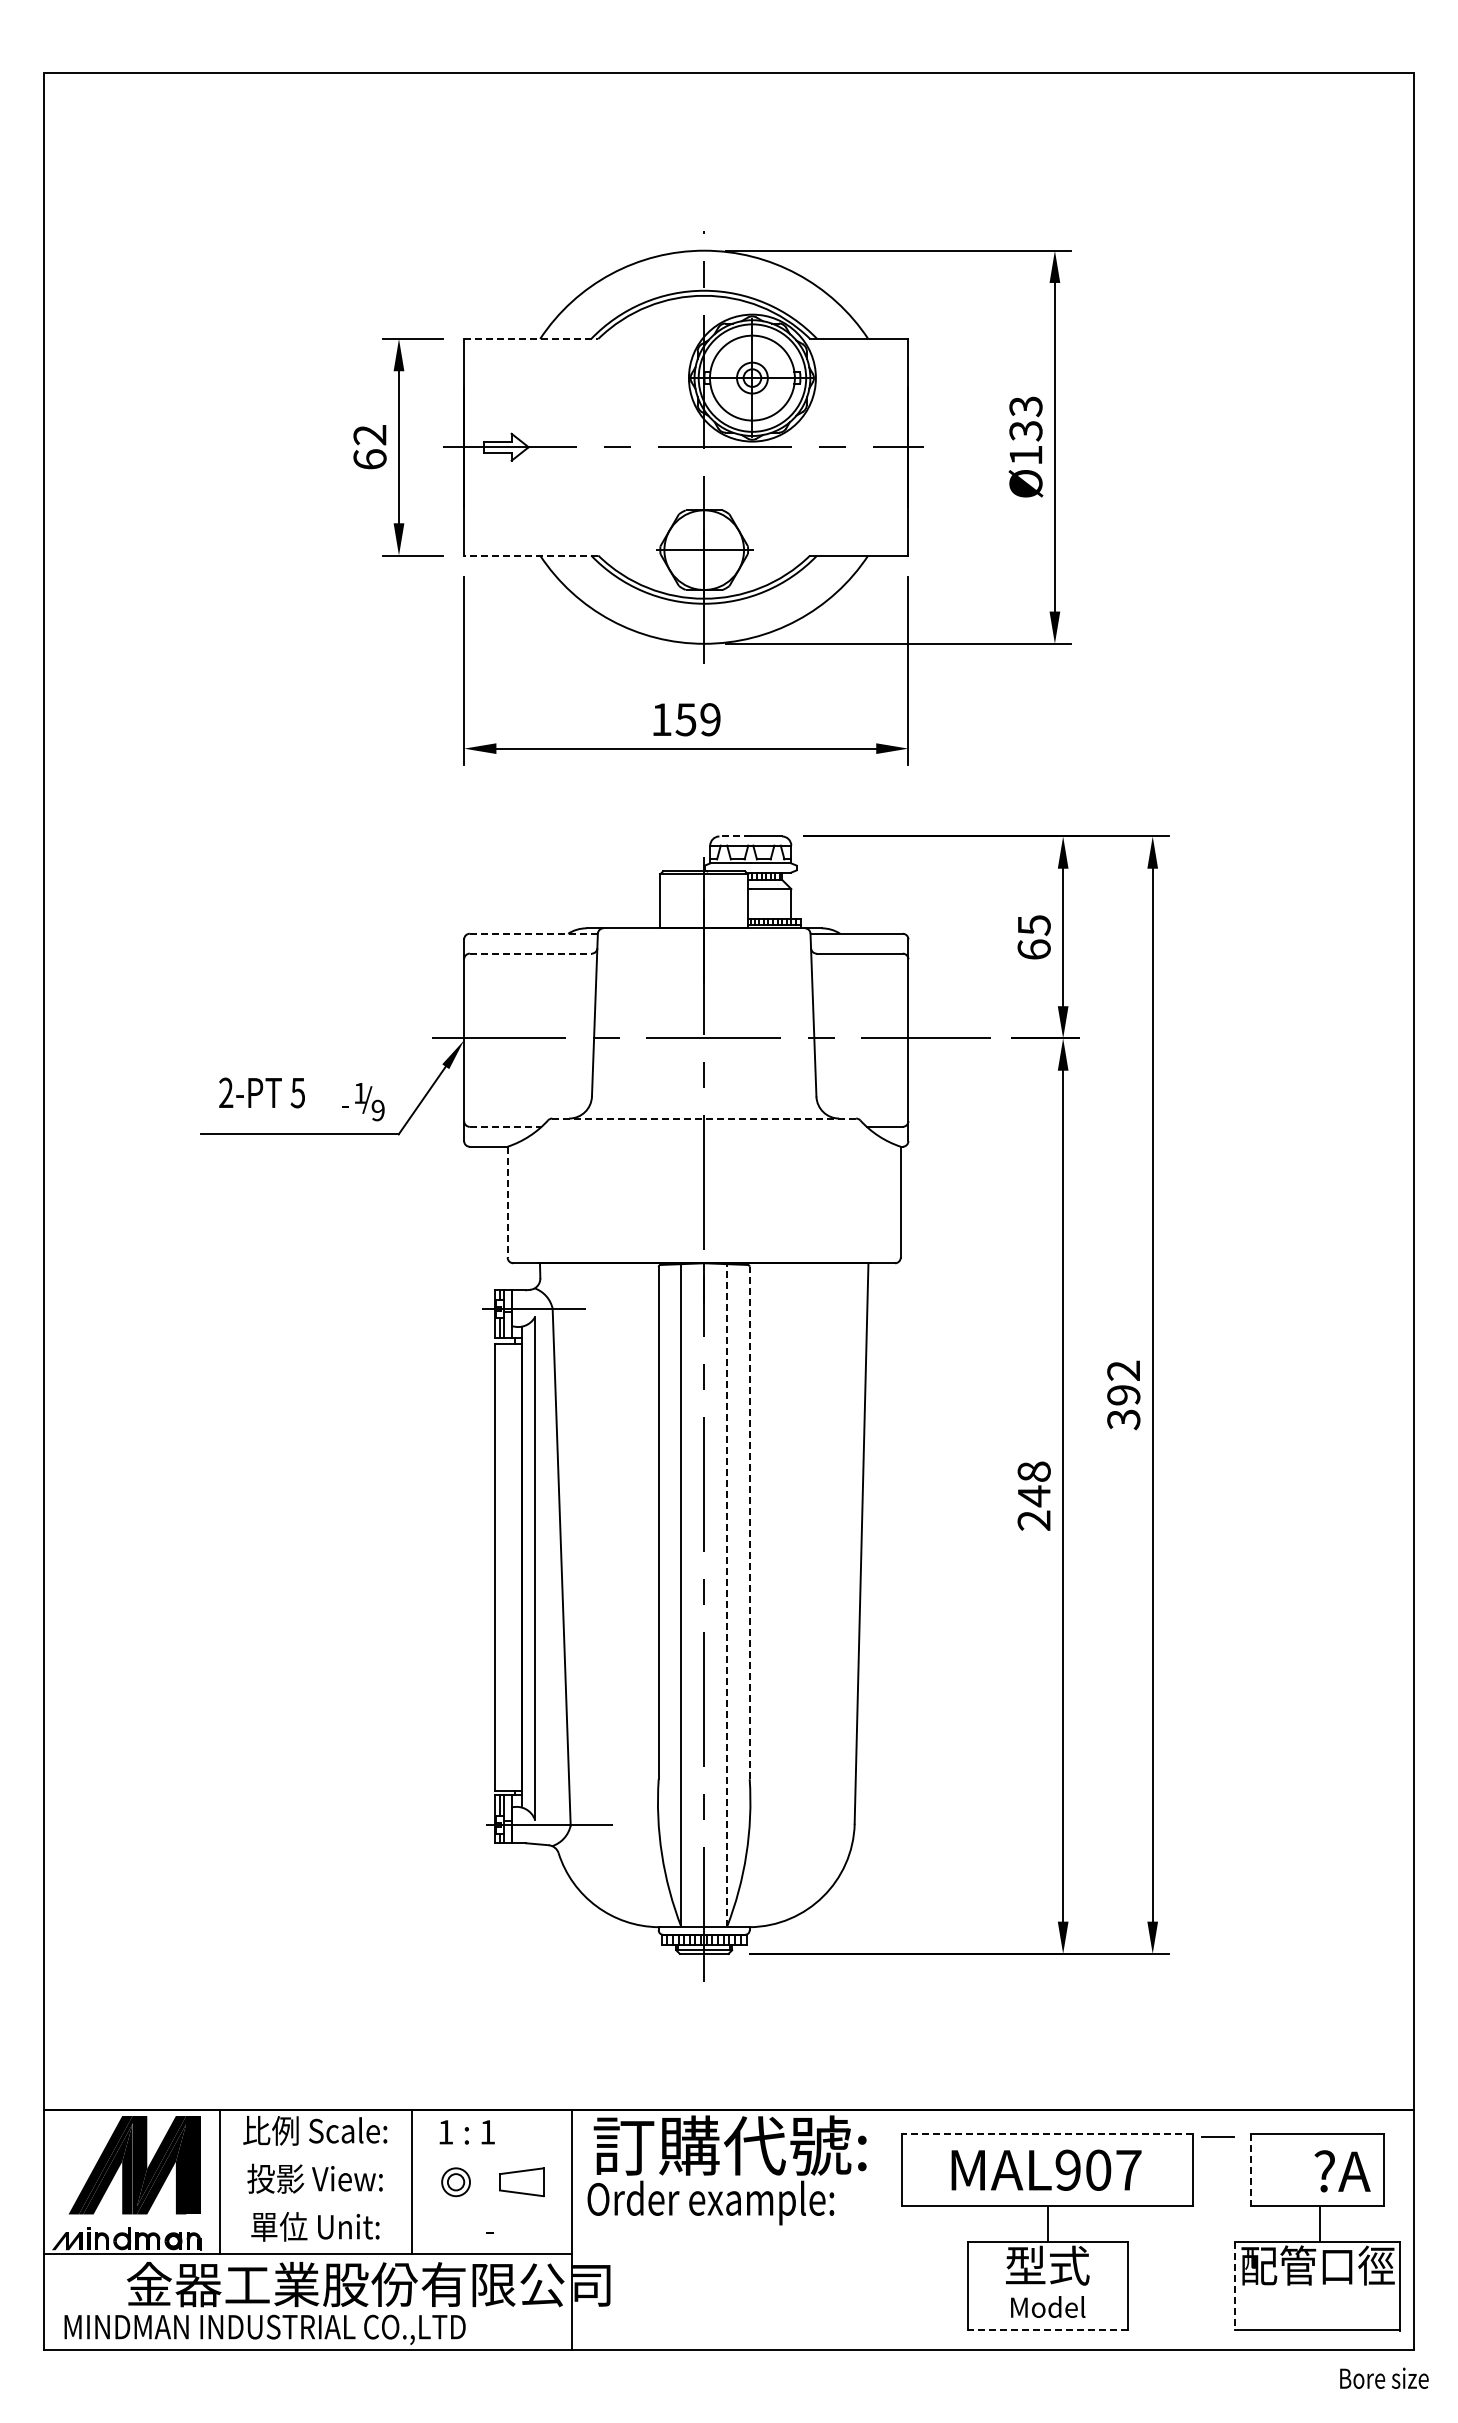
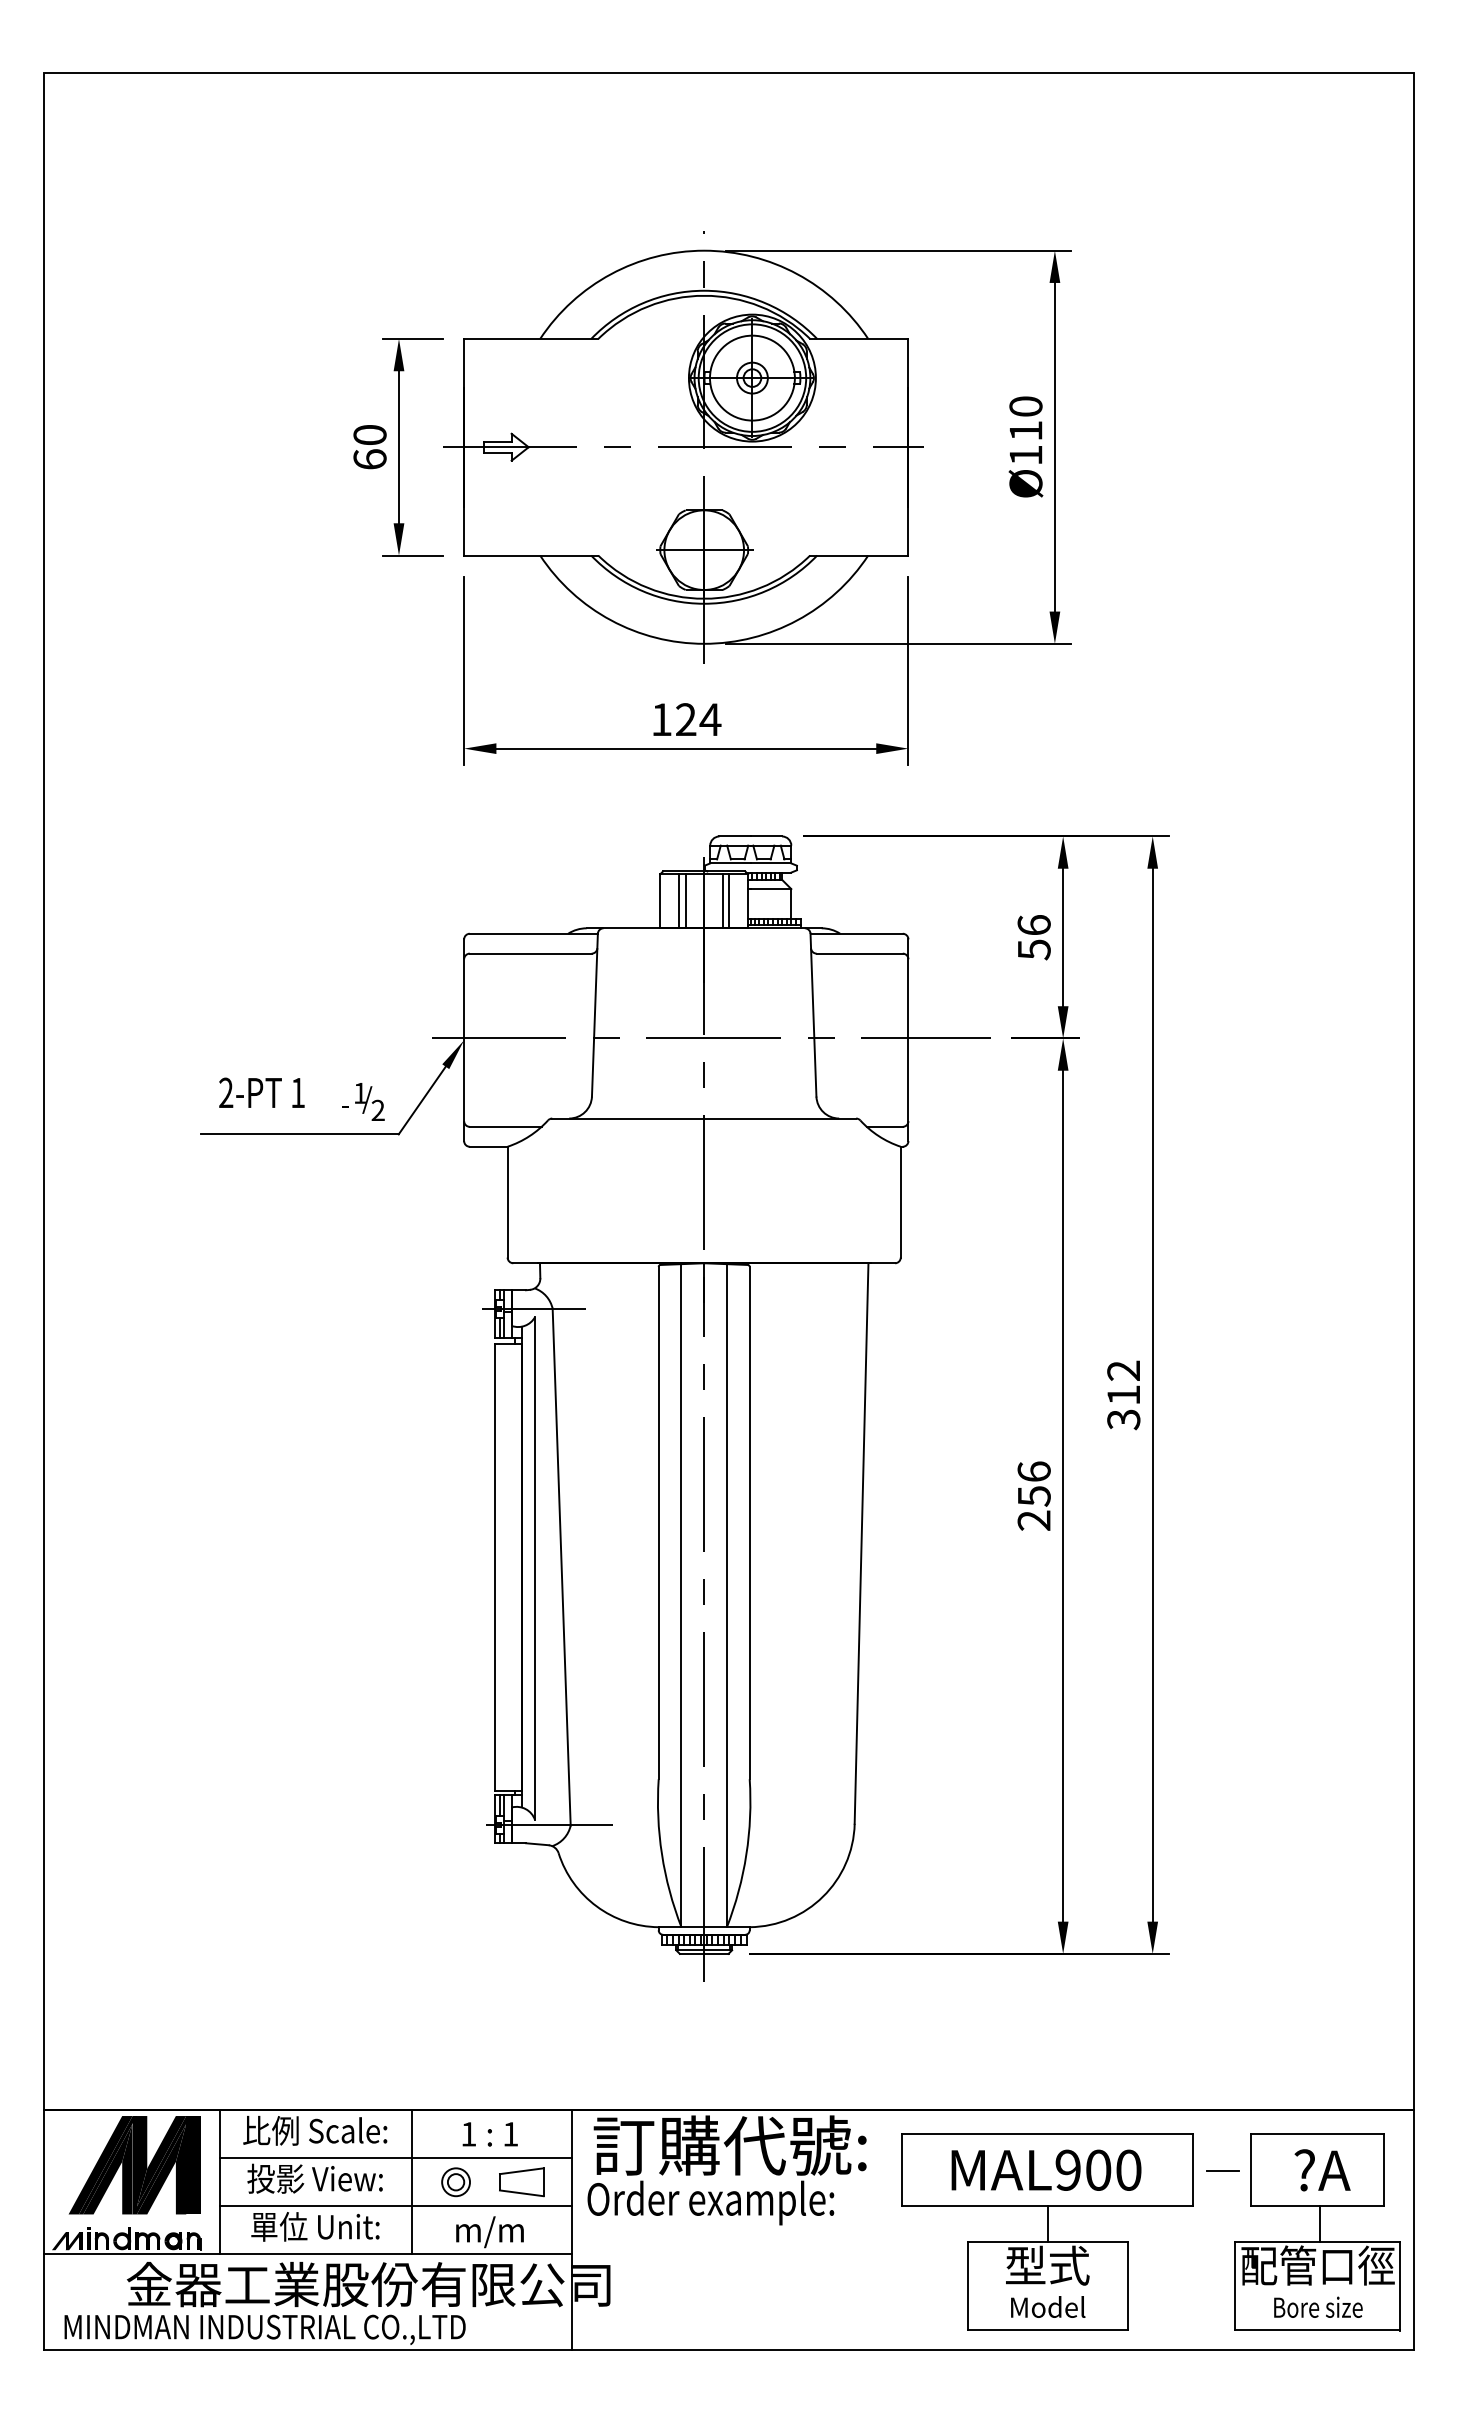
line: dashed -> solid (531, 339)
text: Ø133 -> Ø110 (1025, 418)
text: 62 -> 60 (369, 435)
line: dashed -> solid (530, 555)
text: 159 -> 124 (698, 719)
line: dashed -> solid (735, 836)
line: none -> present (679, 901)
line: none -> present (685, 901)
line: none -> present (722, 901)
line: none -> present (729, 901)
line: dashed -> solid (533, 933)
text: 65 -> 56 (1033, 937)
line: dashed -> solid (530, 953)
text: 5 -> 1 (297, 1093)
text: 9 -> 2 (377, 1110)
line: dashed -> solid (704, 1118)
line: dashed -> solid (505, 1126)
line: dashed -> solid (507, 1202)
text: 392 -> 312 (1123, 1395)
text: 248 -> 256 (1033, 1484)
line: dashed -> solid (749, 1522)
line: dashed -> solid (726, 1595)
text position: (466, 2132) -> (489, 2134) (489, 2134)
line: dashed -> solid (1047, 2134)
line position: (1217, 2136) -> (1222, 2170) (1222, 2170)
line: none -> present (395, 2158)
text: MAL907 -> MAL900 (1128, 2169)
line: dashed -> solid (1251, 2170)
text position: (1342, 2171) -> (1322, 2170) (1322, 2170)
line: none -> present (395, 2206)
text: - -> m/m (489, 2232)
line: dashed -> solid (1235, 2286)
line: dashed -> solid (1047, 2330)
text position: (1384, 2377) -> (1318, 2306) (1318, 2306)
